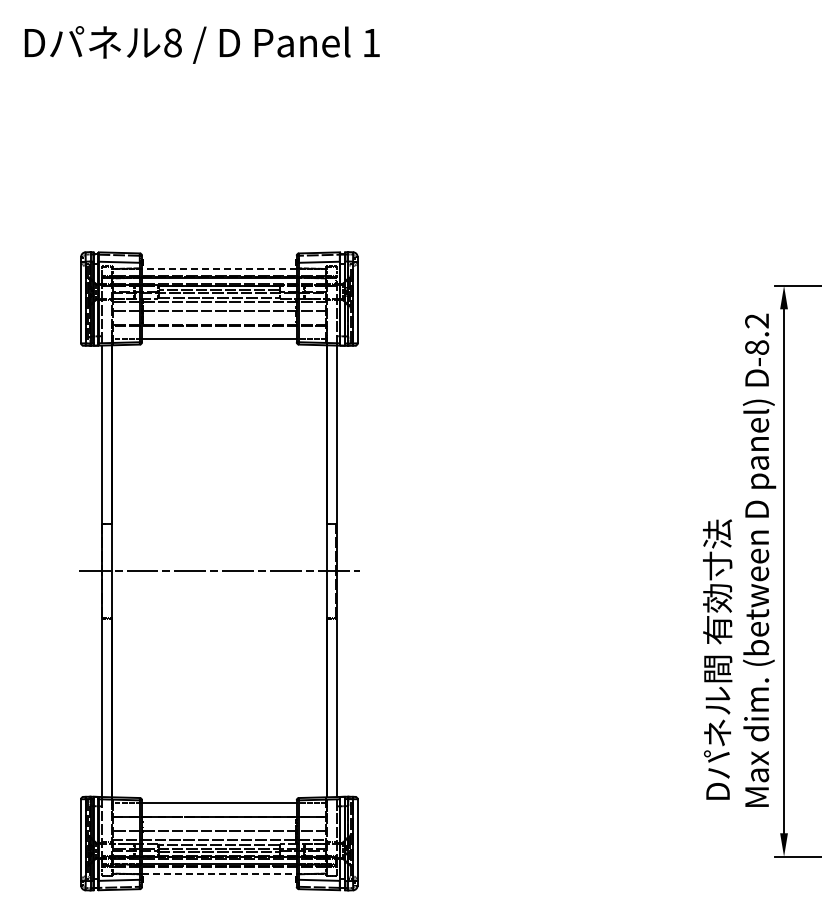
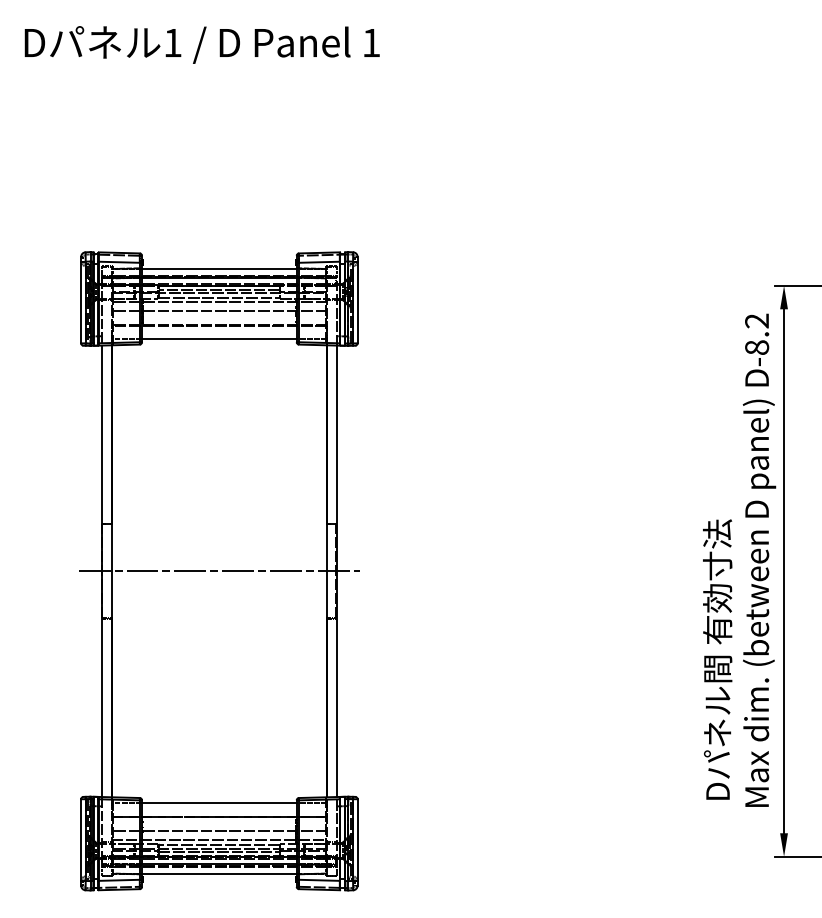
text: 8 -> 1 (172, 42)
line: dashed -> solid (218, 269)
line: dashed -> solid (219, 873)
